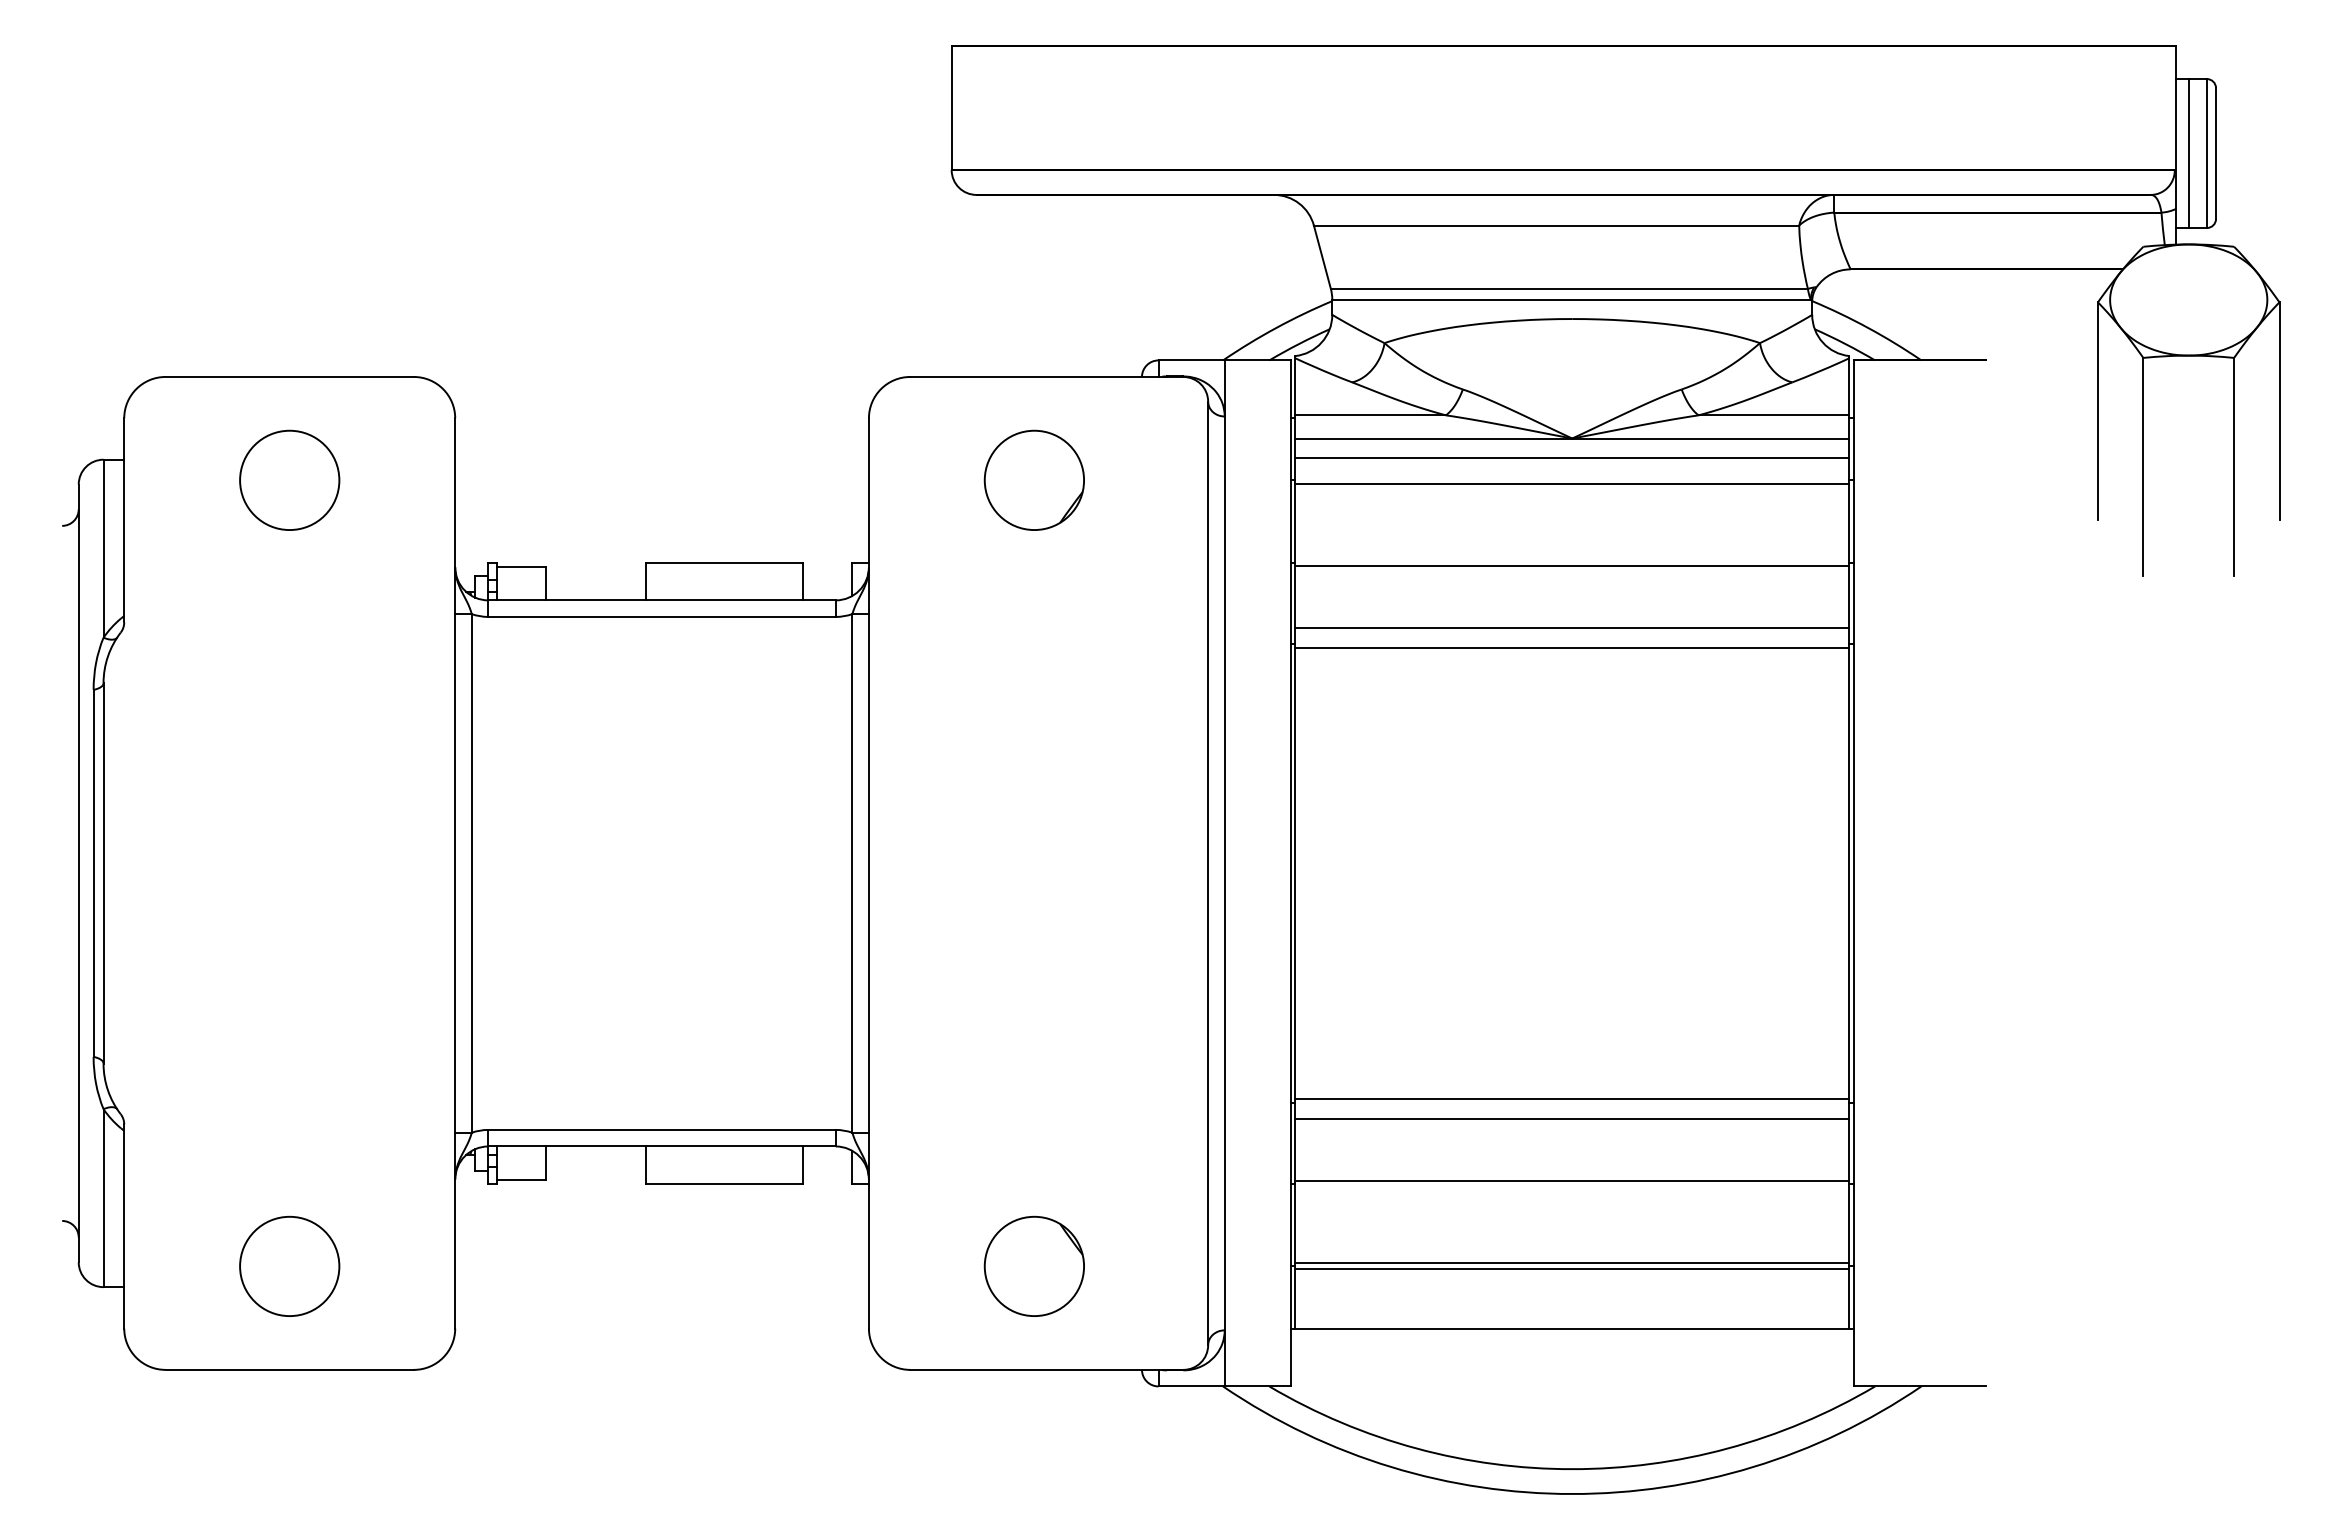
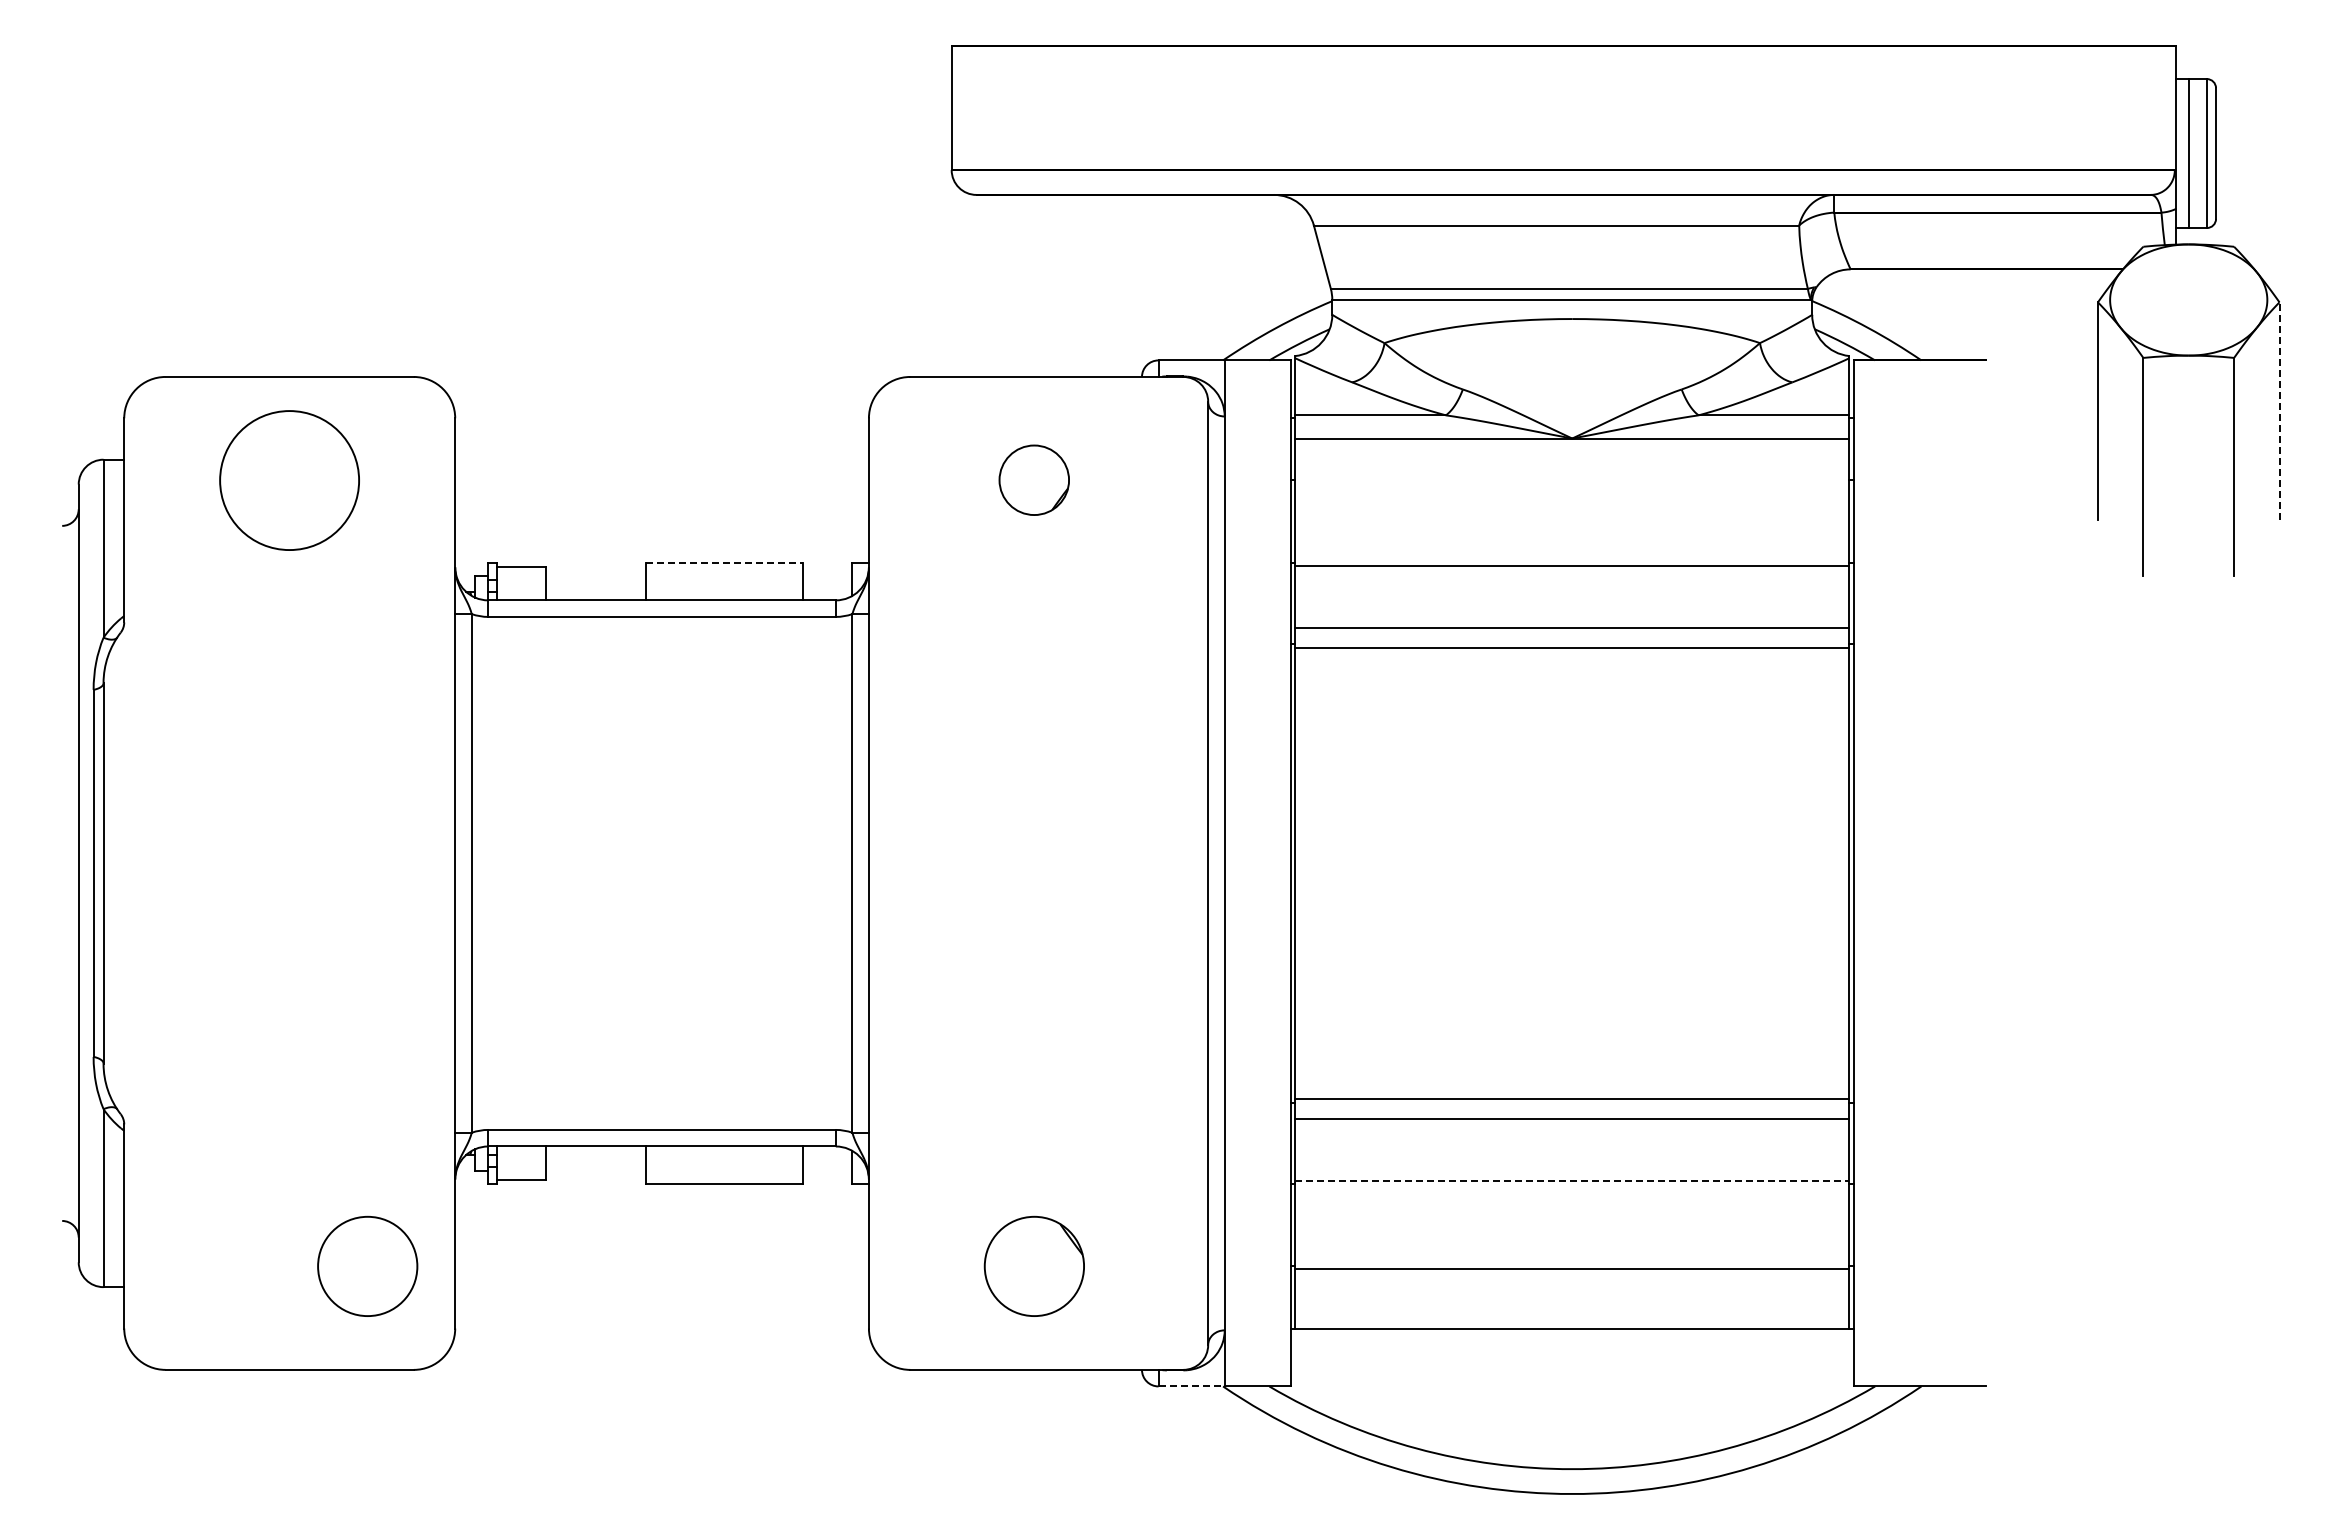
line: solid -> dashed (2279, 411)
line: present -> none (1572, 457)
circle size: 102x102 px -> 141x141 px (289, 480)
part size: 102x102 px -> 72x72 px (1033, 479)
line: present -> none (1572, 483)
line: solid -> dashed (724, 563)
line: solid -> dashed (1572, 1180)
line: present -> none (1572, 1263)
circle position: (289, 1265) -> (367, 1265) (367, 1265)
line: solid -> dashed (1192, 1386)
